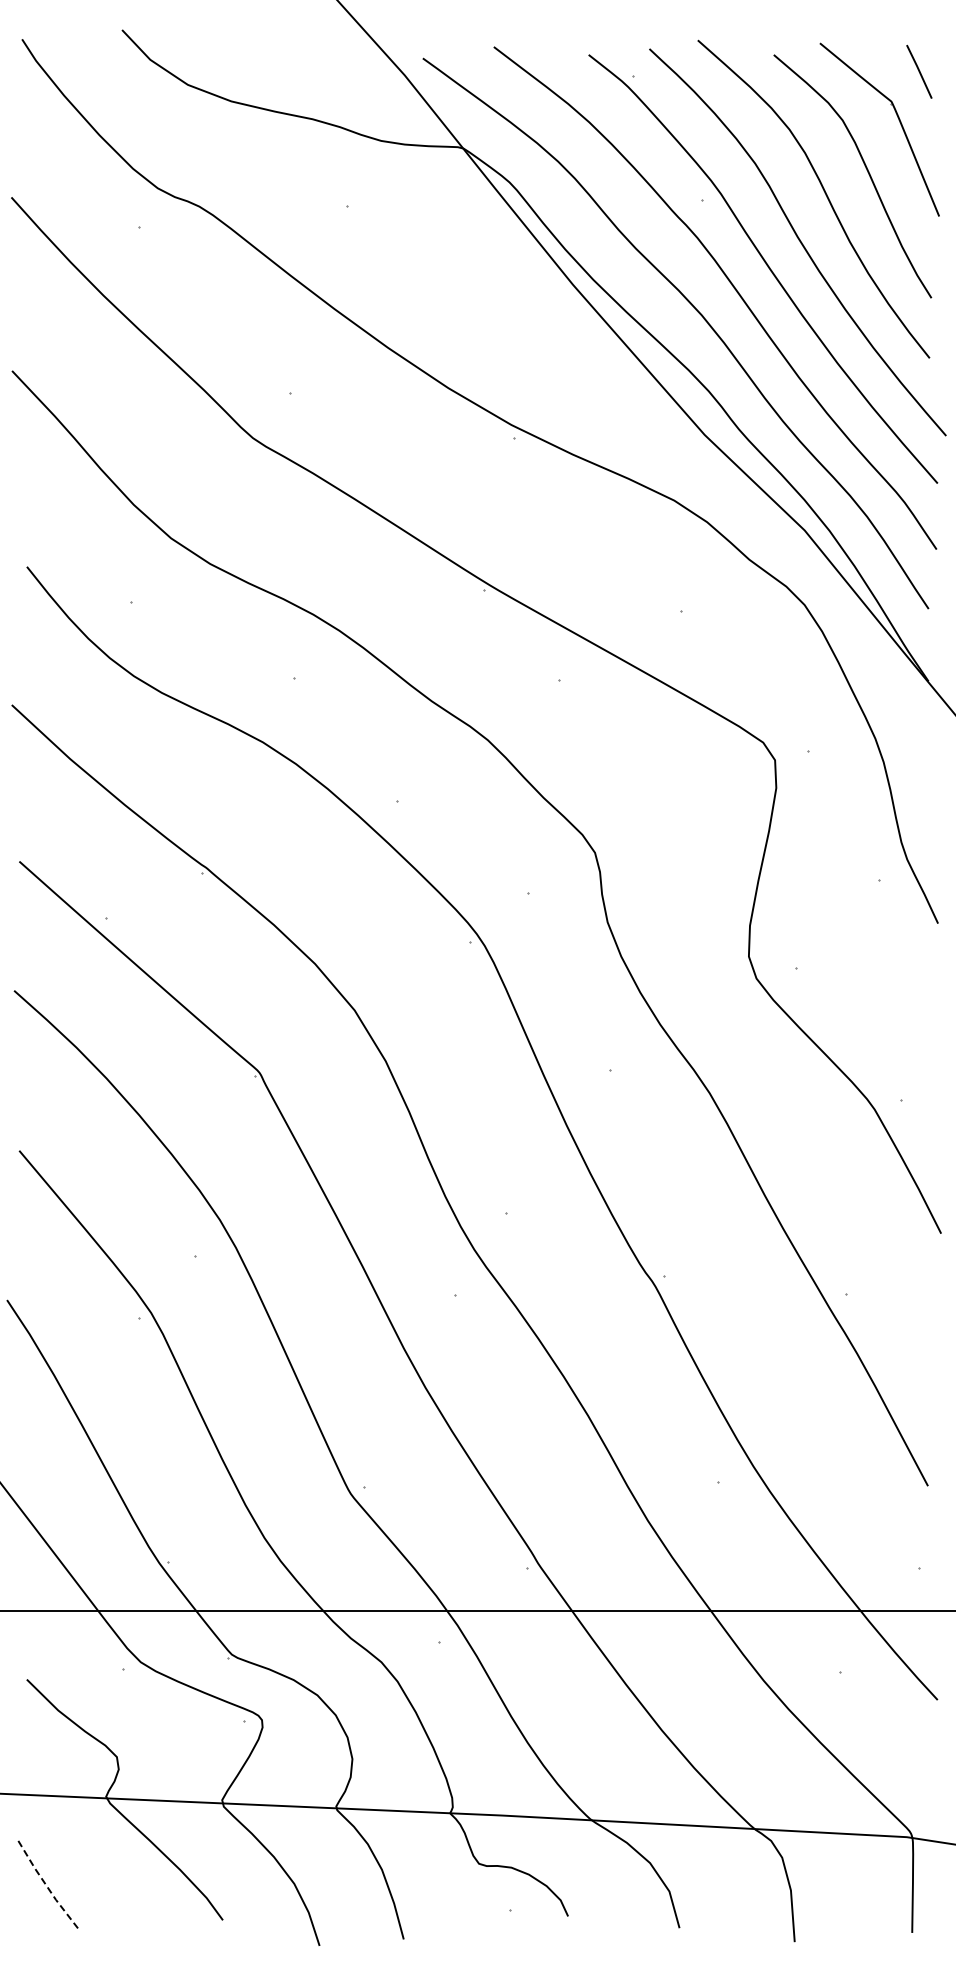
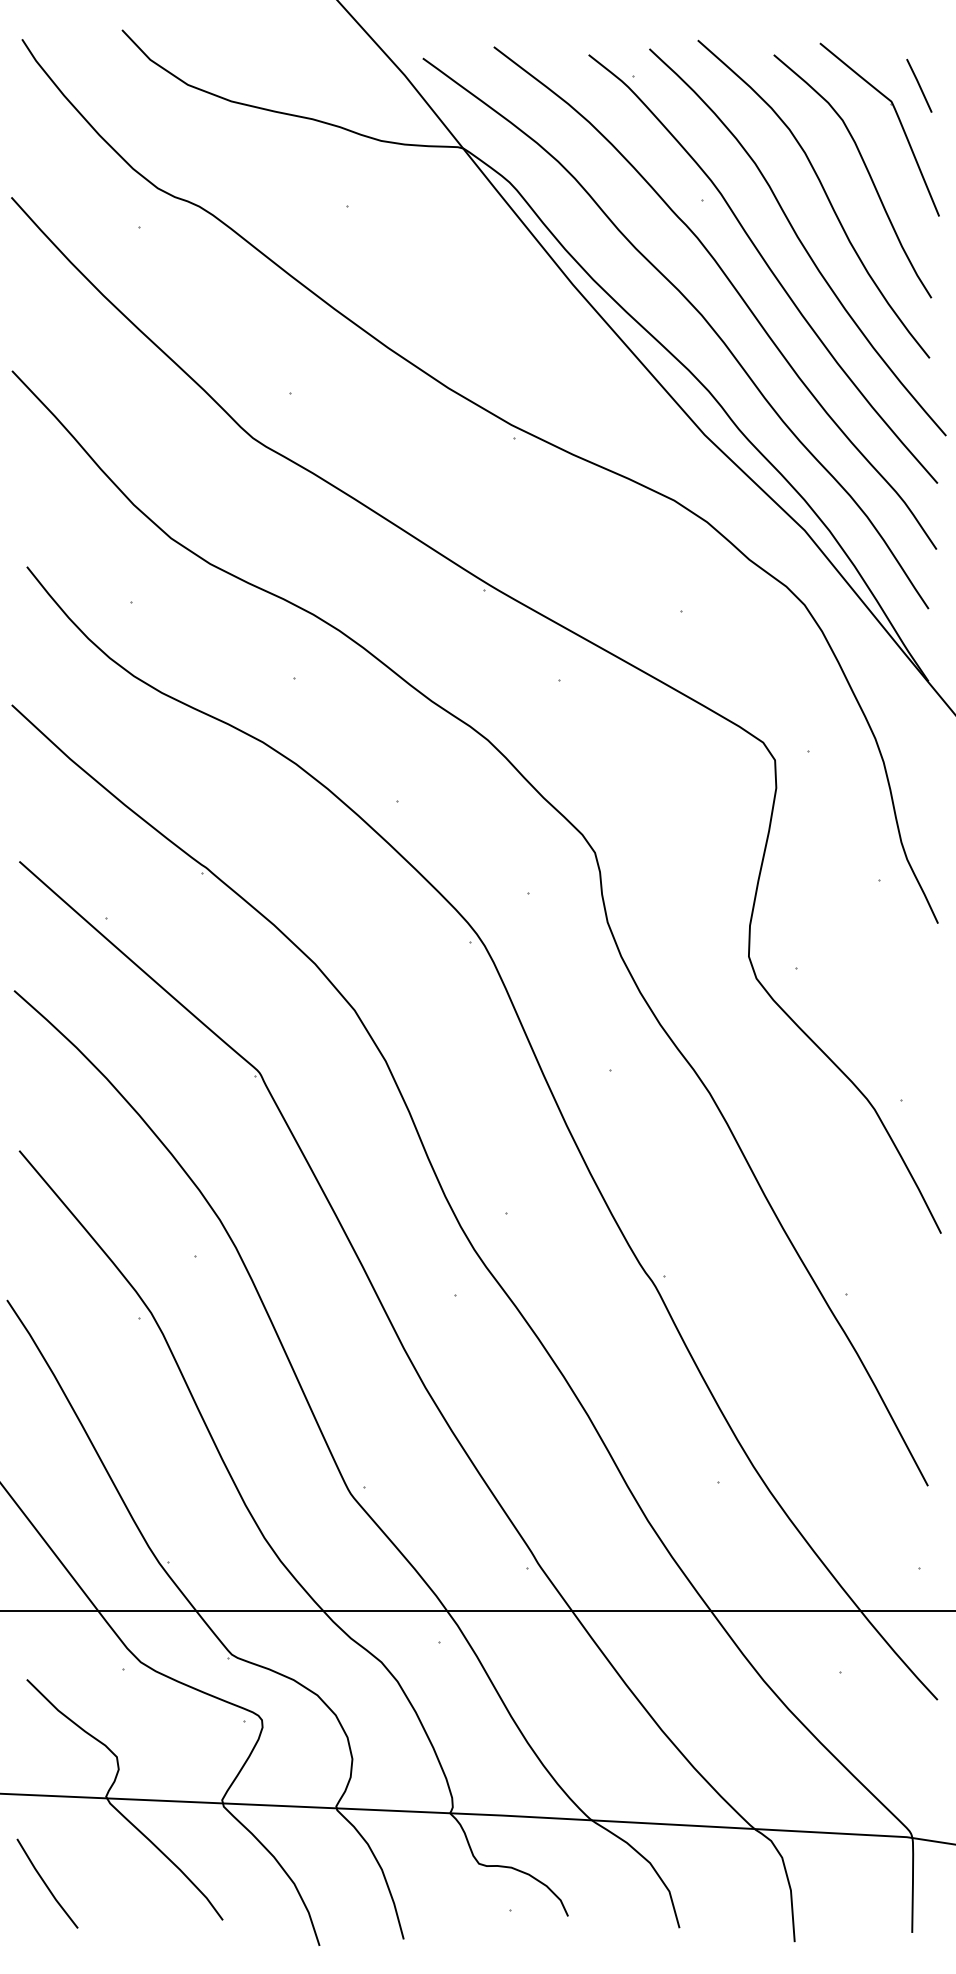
line position: (919, 71) -> (919, 85) (919, 85)
line: dashed -> solid (46, 1885)
